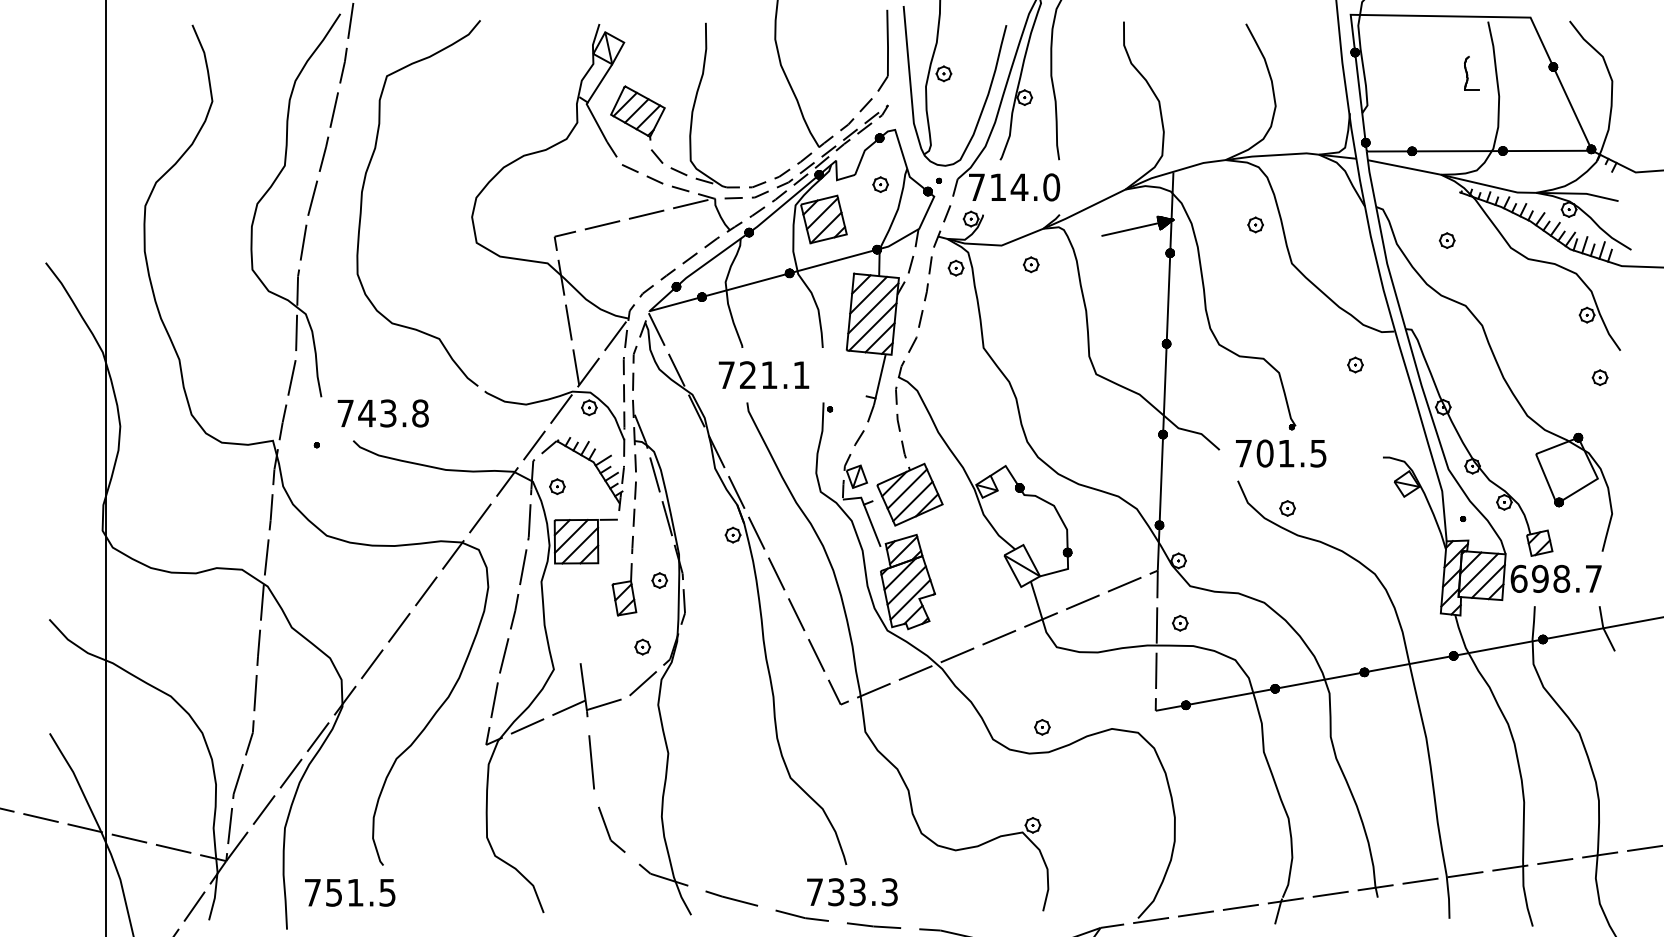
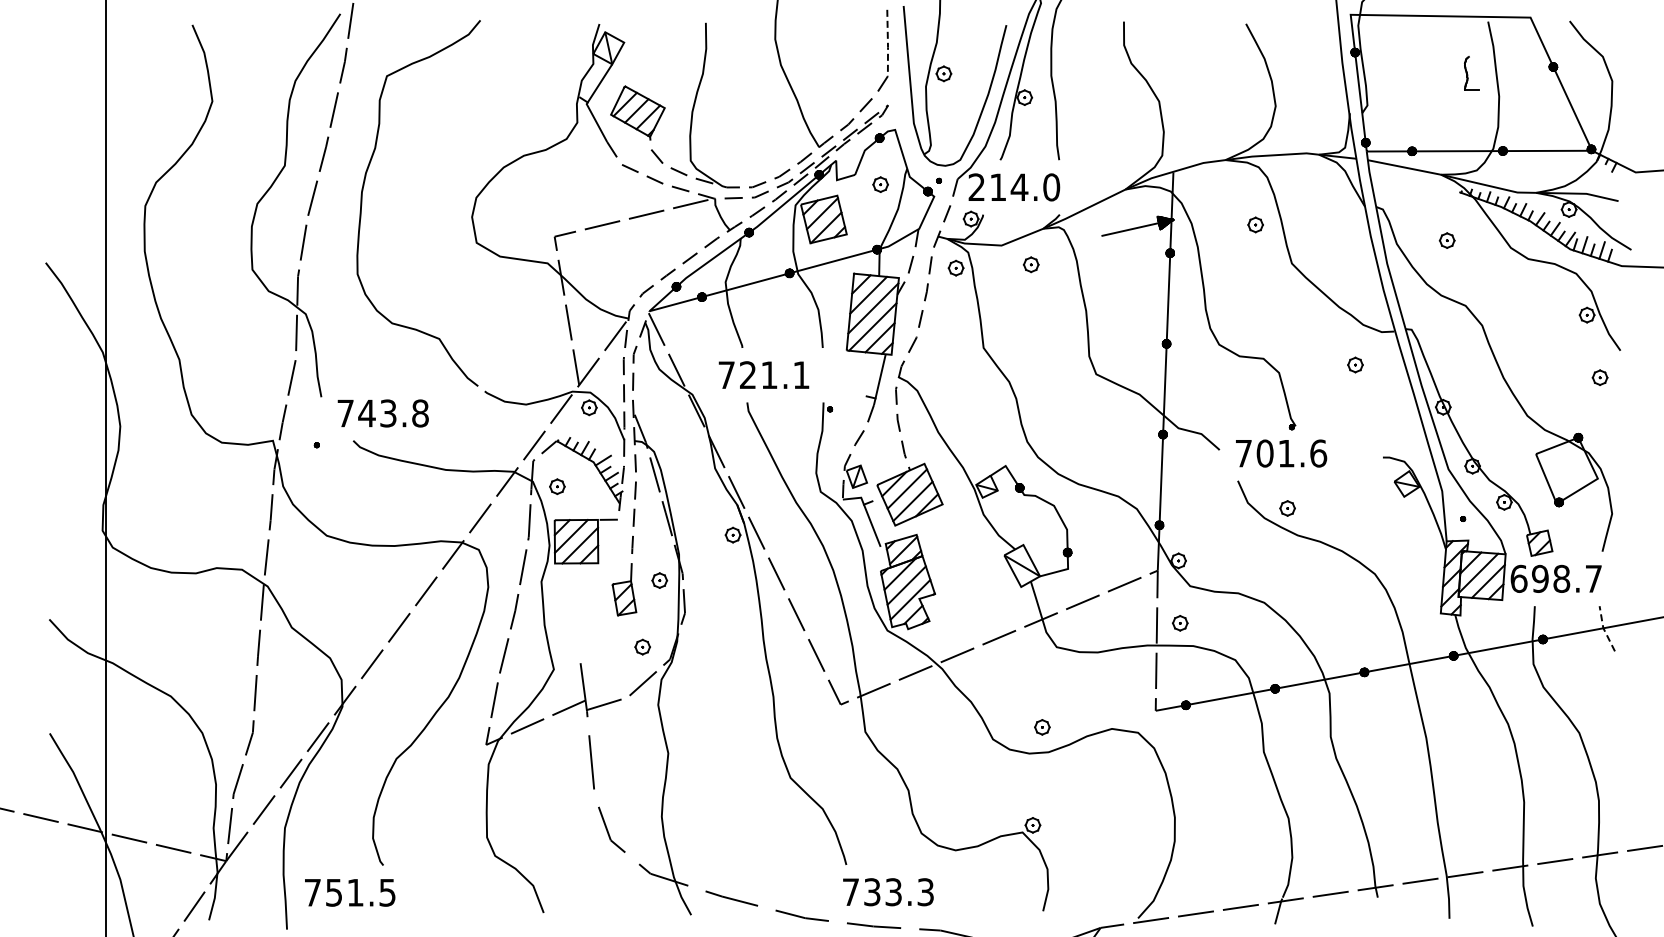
line: solid -> dashed (887, 43)
text: 714.0 -> 214.0 (976, 186)
text: 701.5 -> 701.6 (1318, 453)
line: solid -> dashed (1603, 628)
text position: (852, 892) -> (888, 892) (888, 892)
